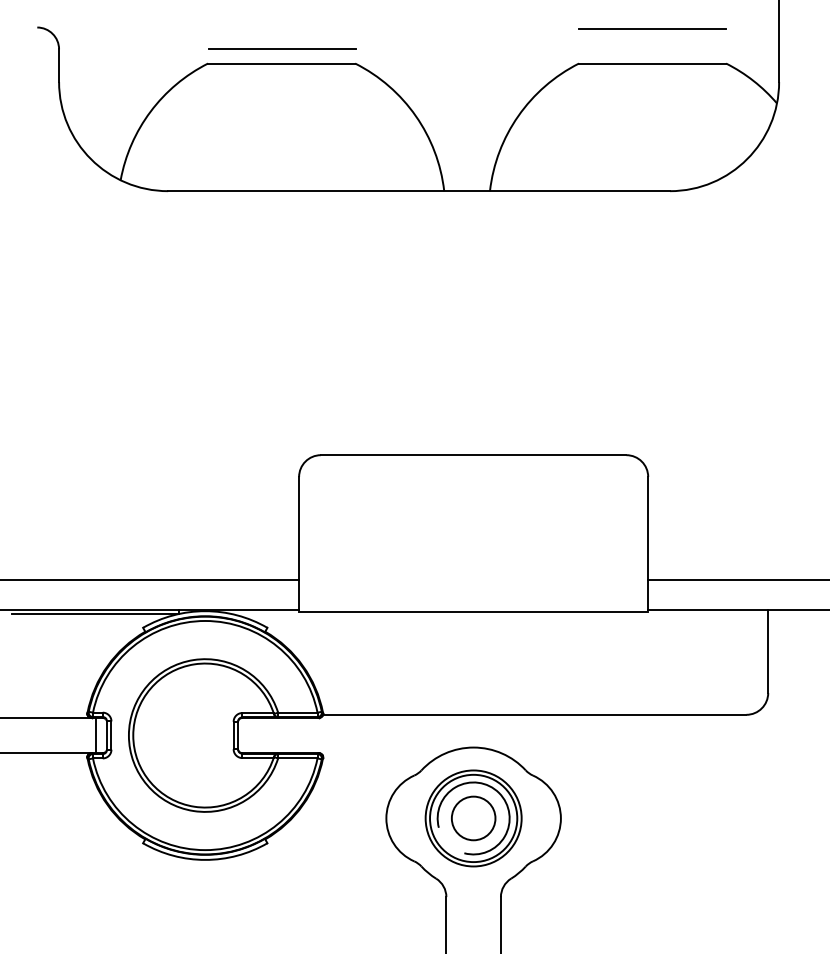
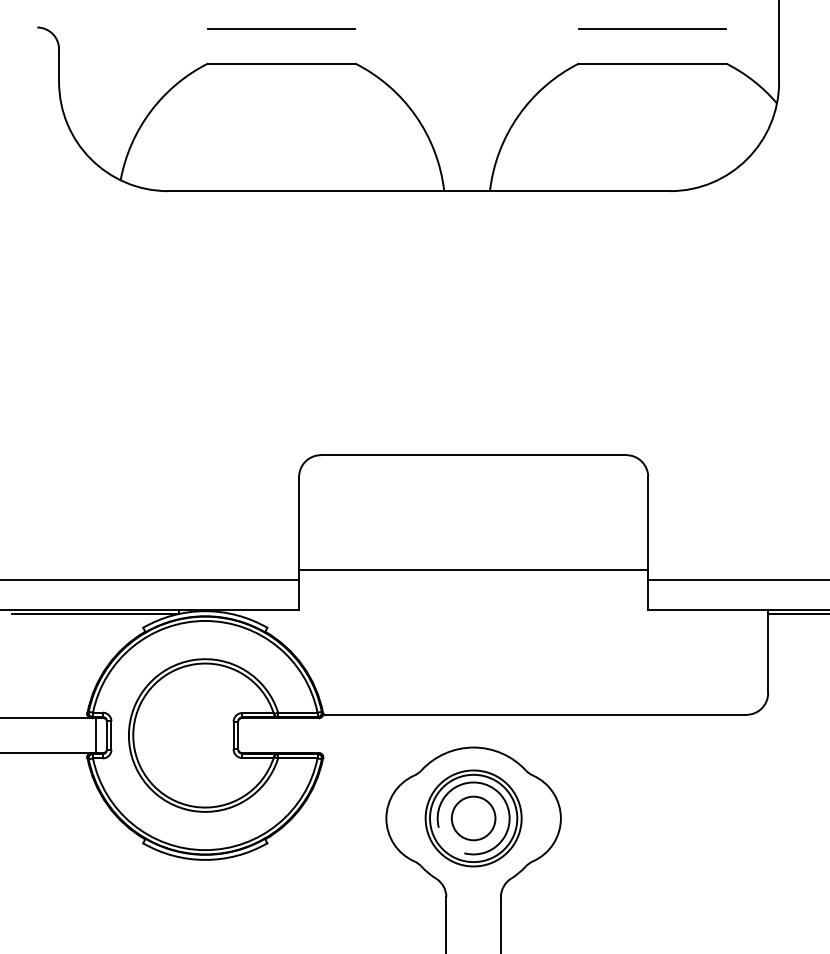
line position: (282, 48) -> (281, 28) (281, 28)
line position: (473, 611) -> (473, 569) (473, 569)
line: none -> present (797, 614)
